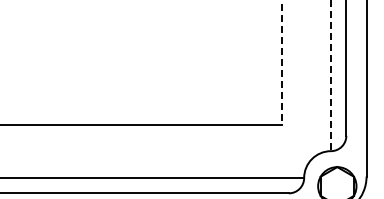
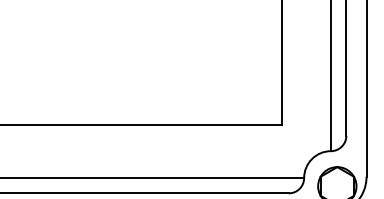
line: dashed -> solid (282, 63)
line: dashed -> solid (331, 76)
